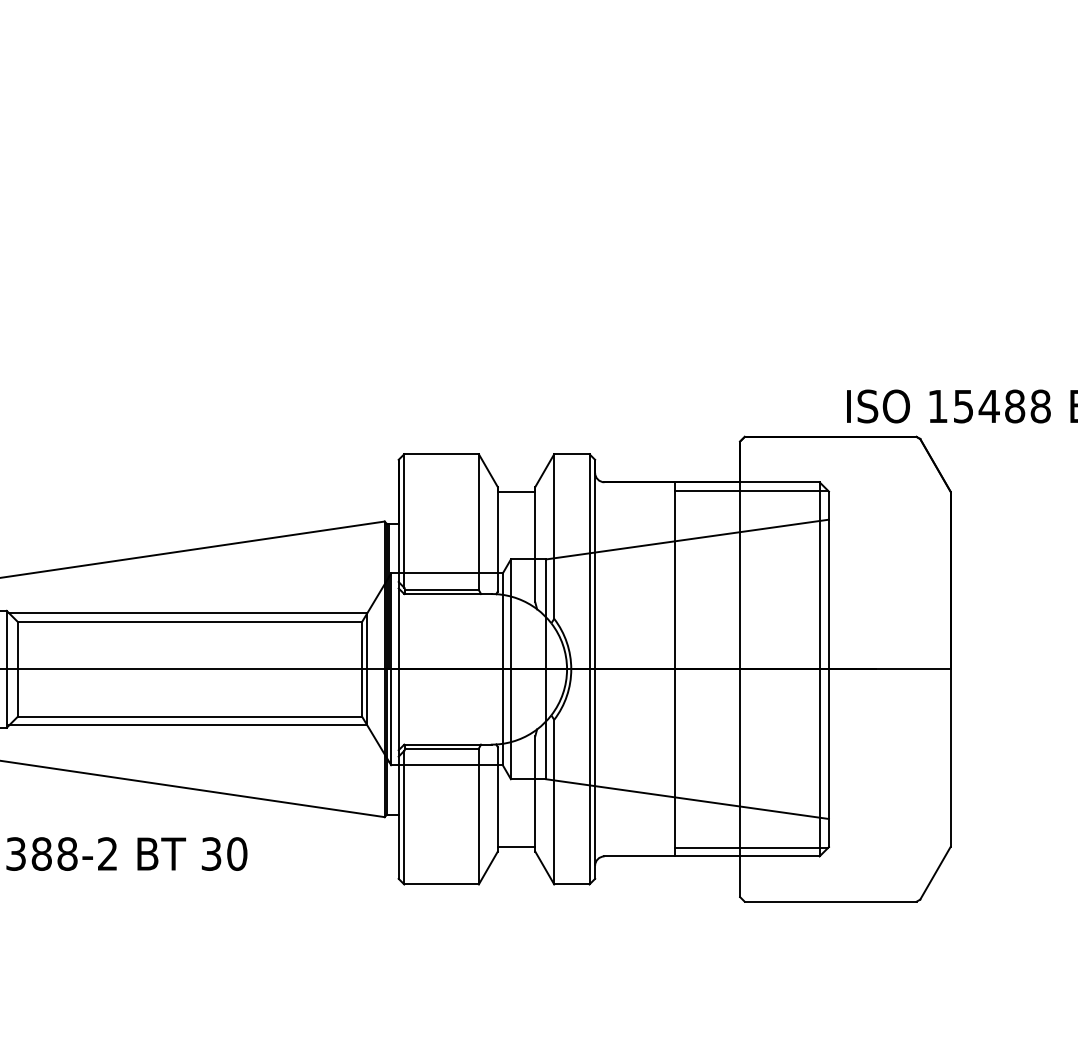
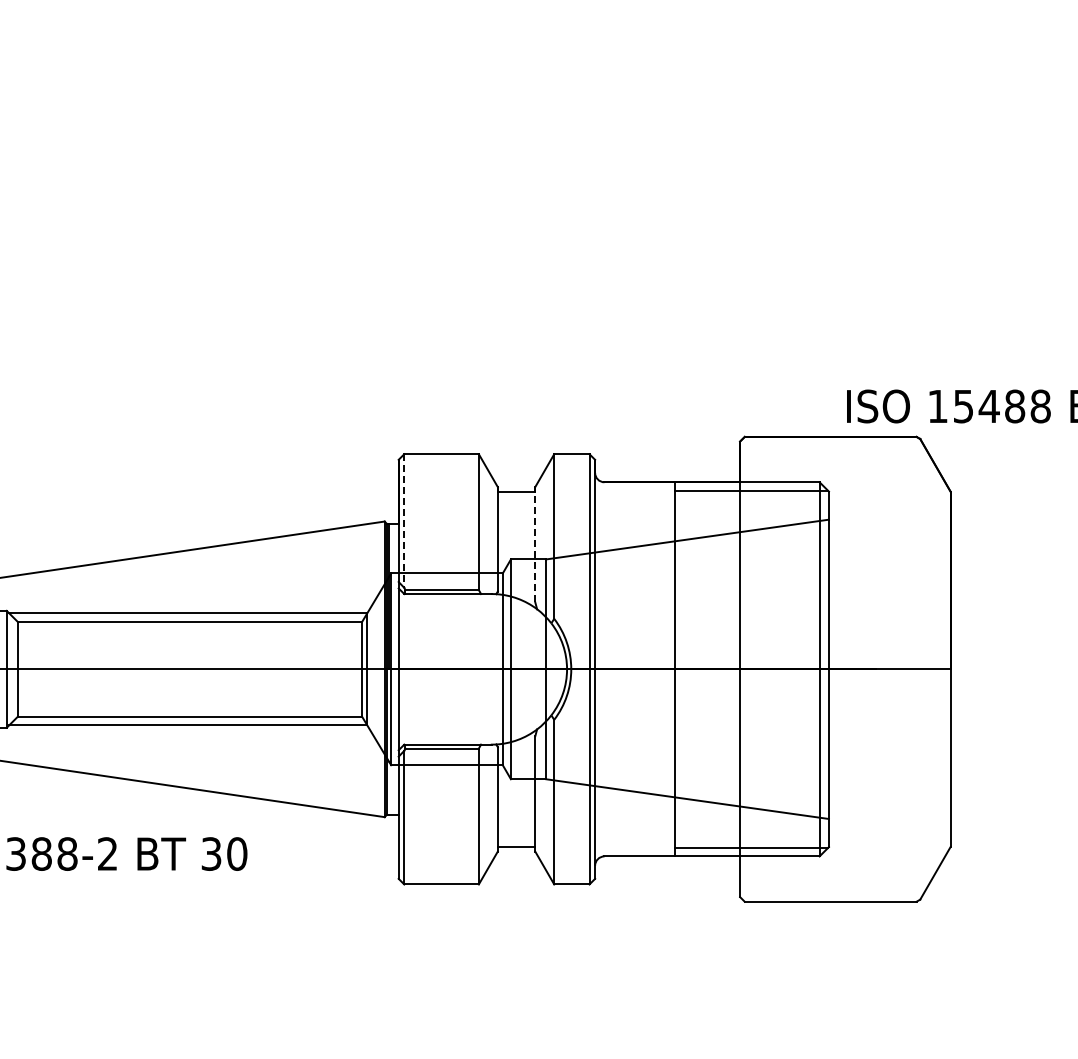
line: solid -> dashed (404, 521)
line: solid -> dashed (535, 544)
